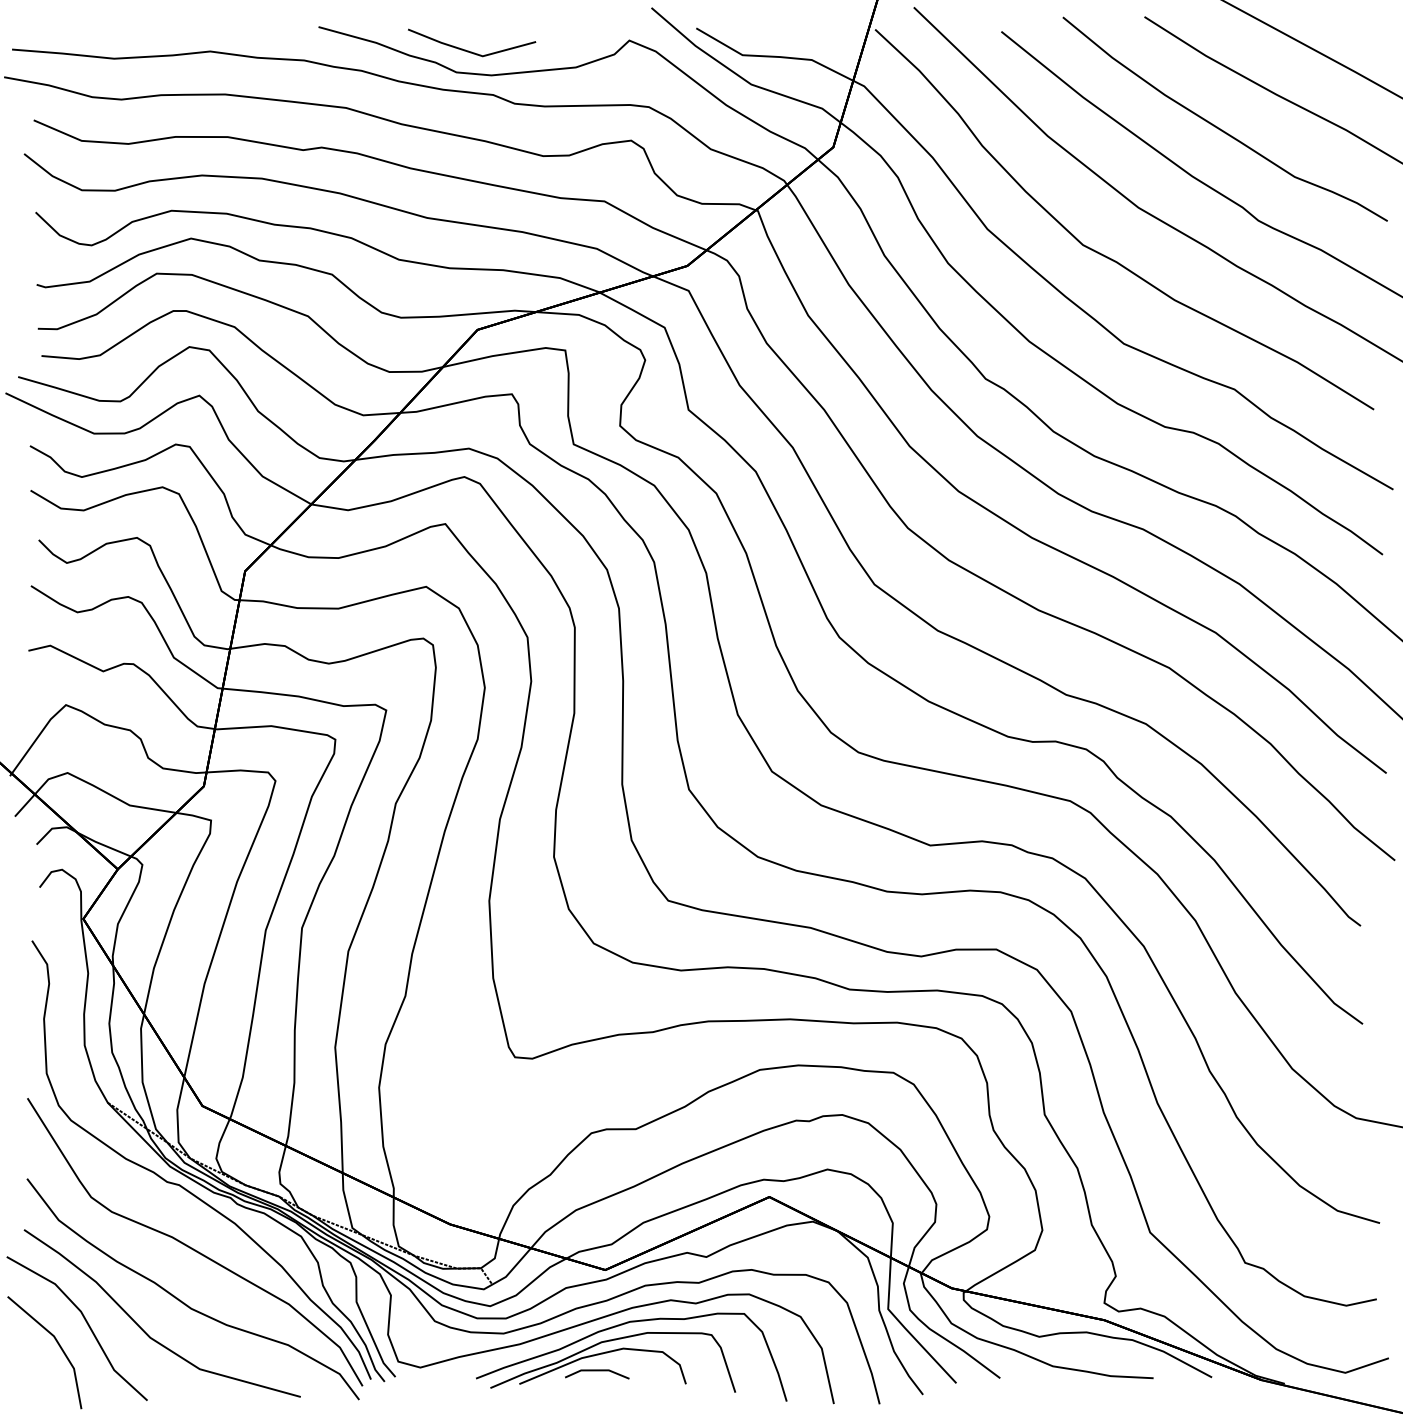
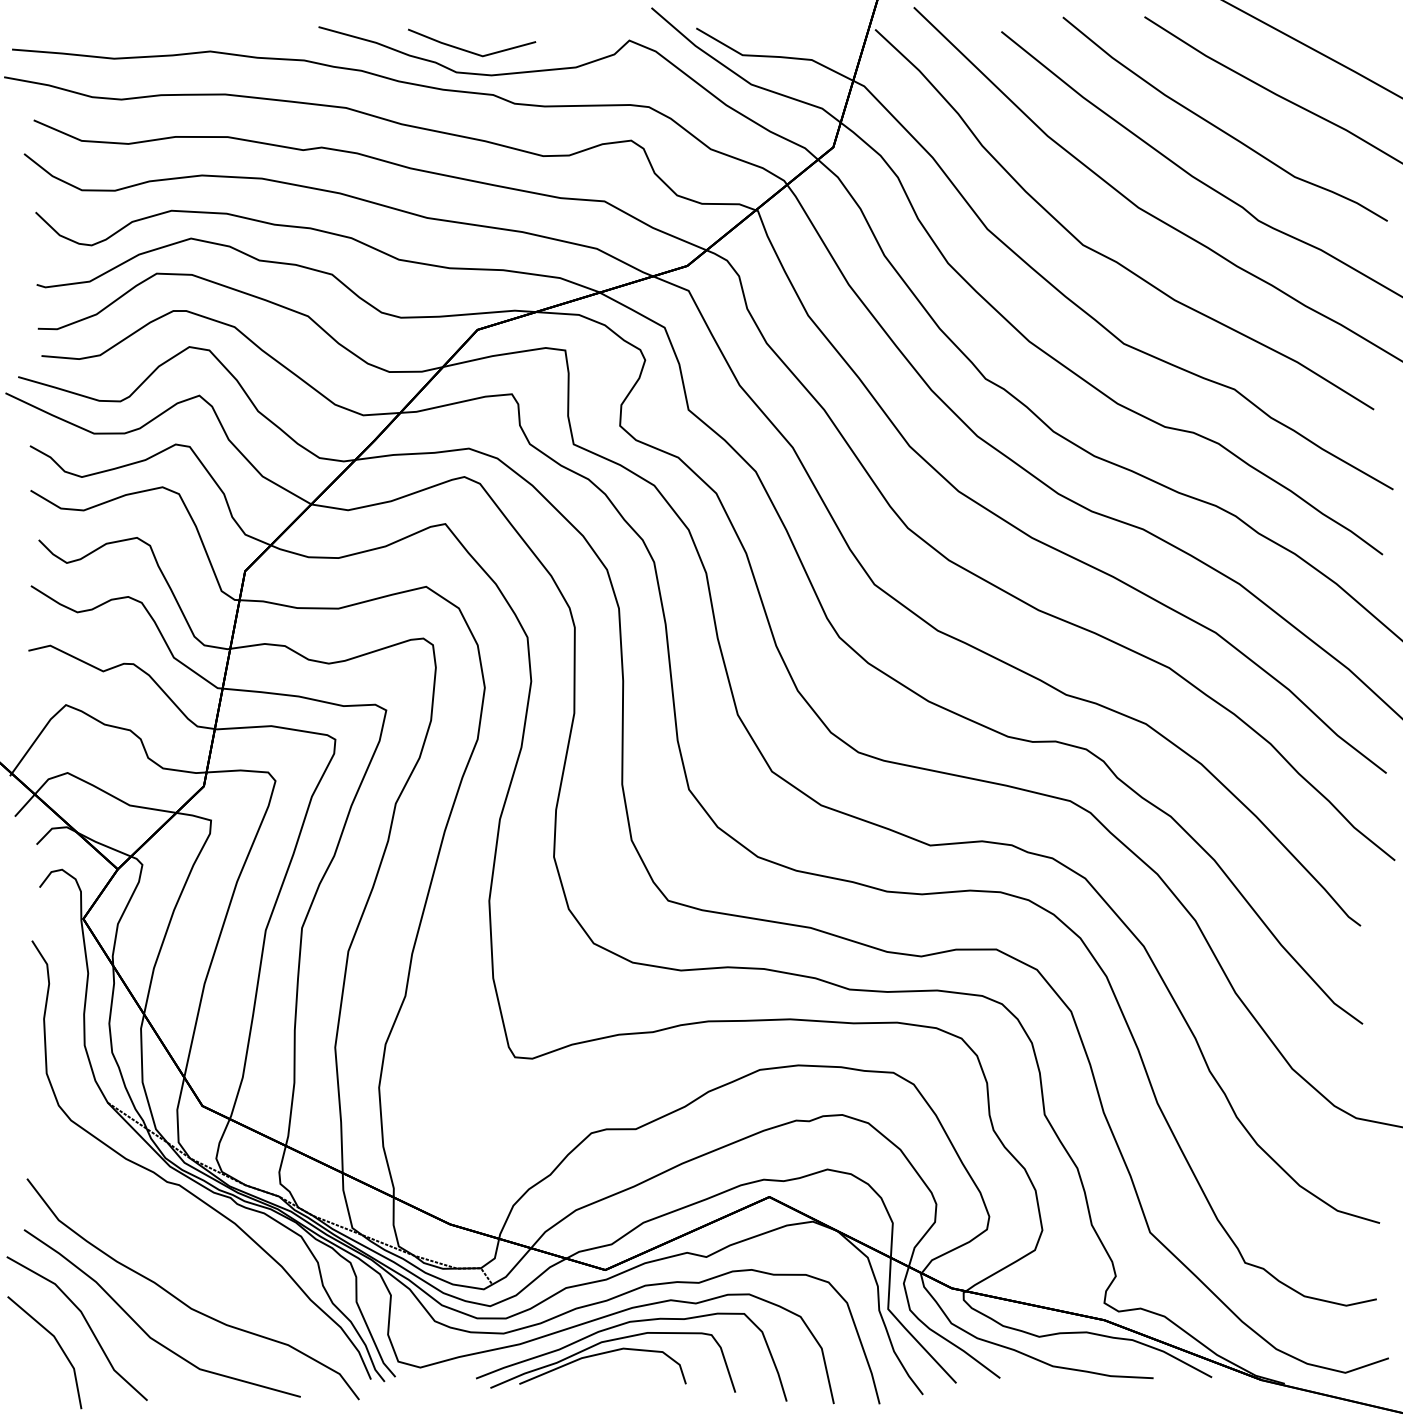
curve: present -> none (192, 1247)
line: present -> none (597, 1371)
